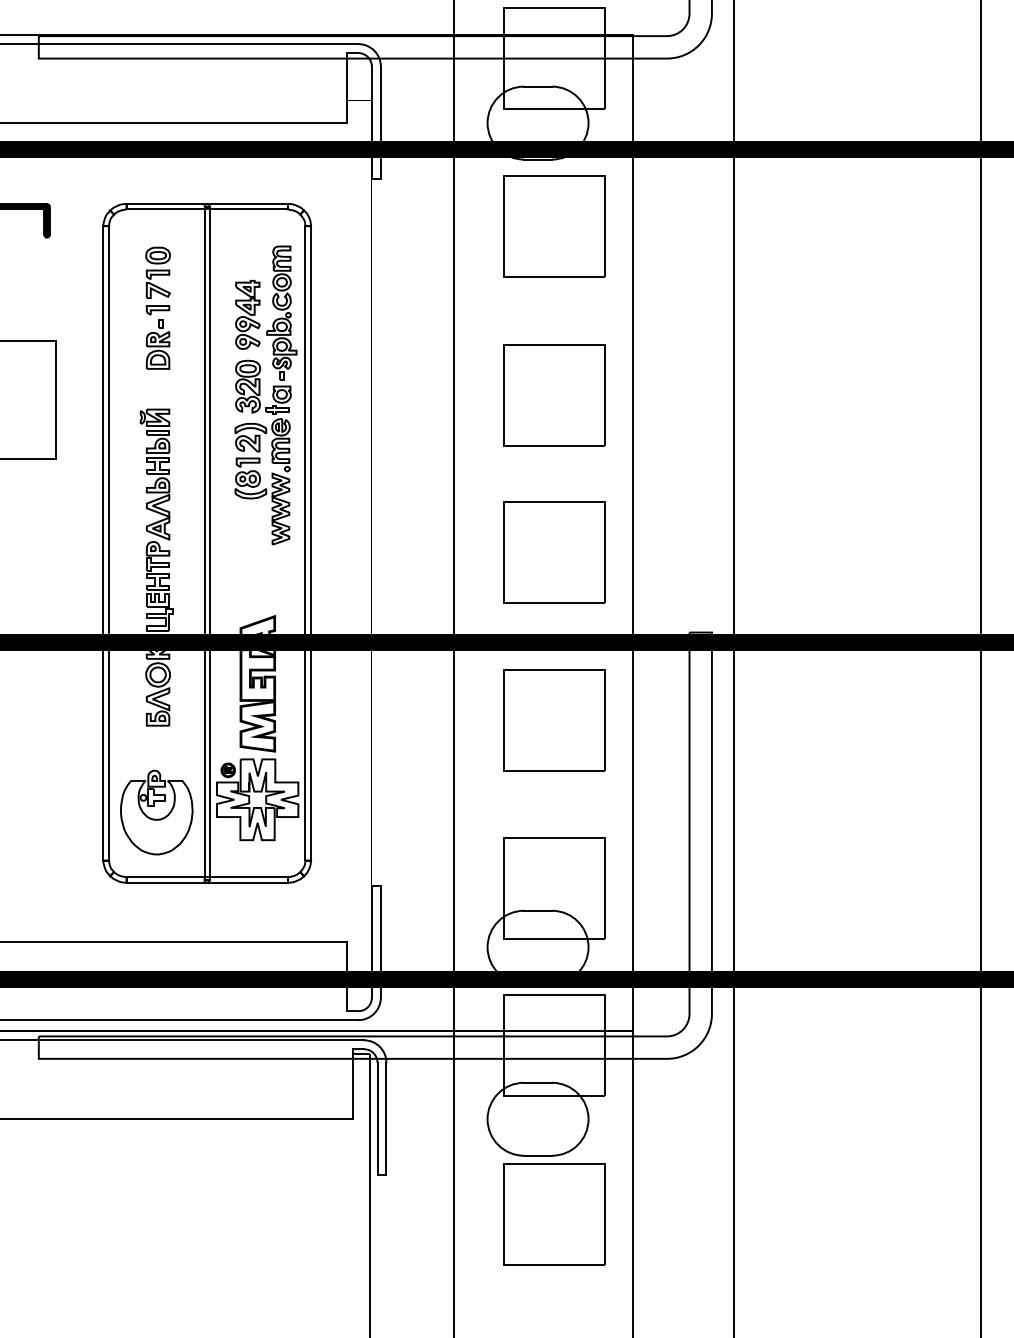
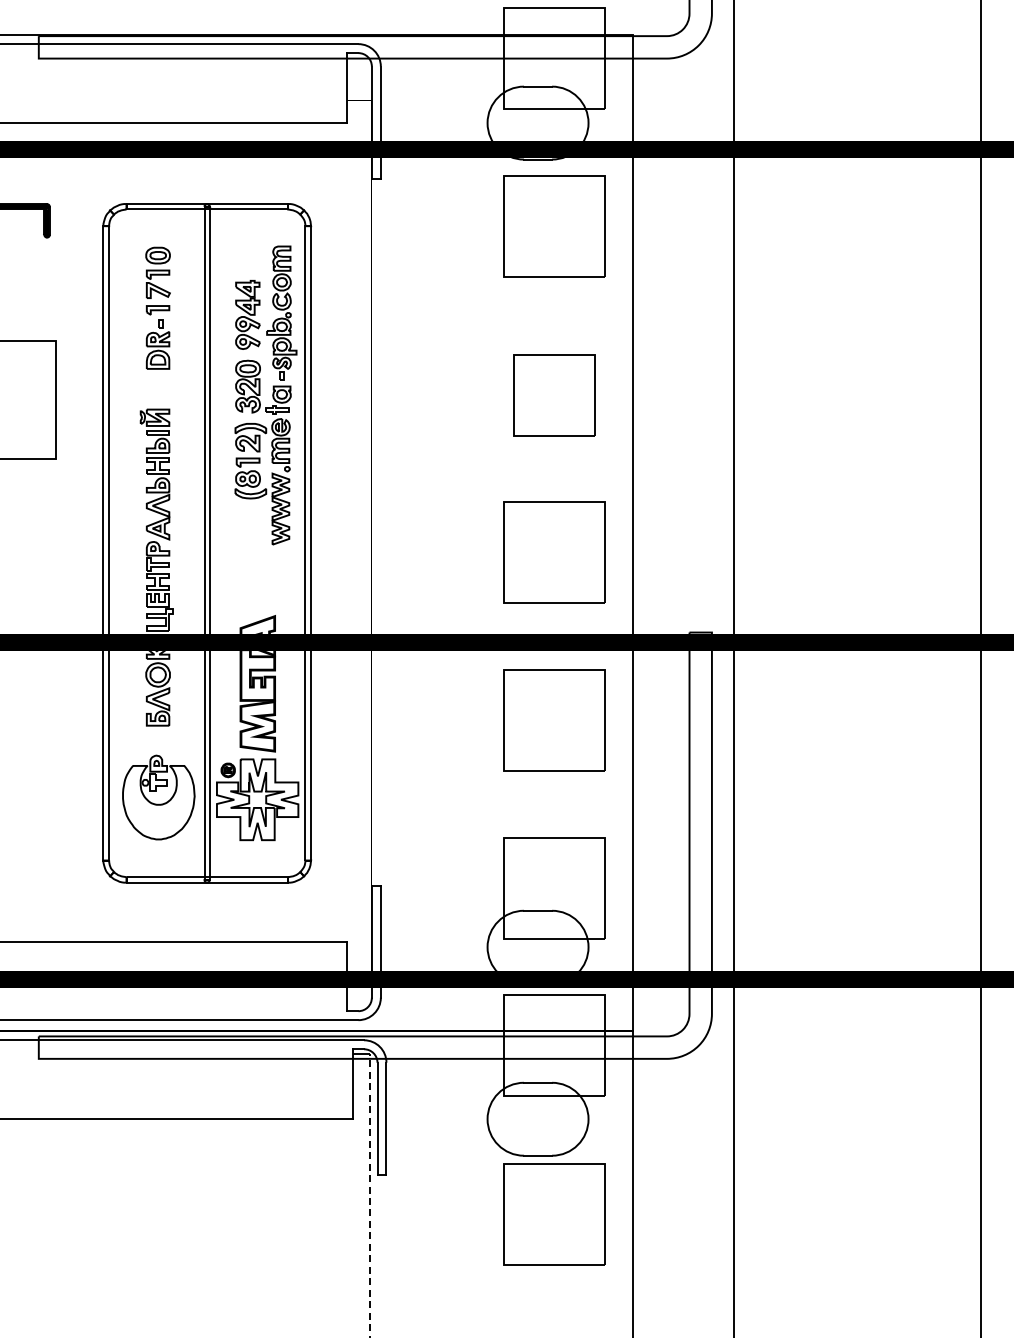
part size: 103x103 px -> 83x83 px (554, 395)
line: present -> none (453, 668)
part position: (156, 812) -> (158, 797) (158, 797)
line: solid -> dashed (369, 1195)
